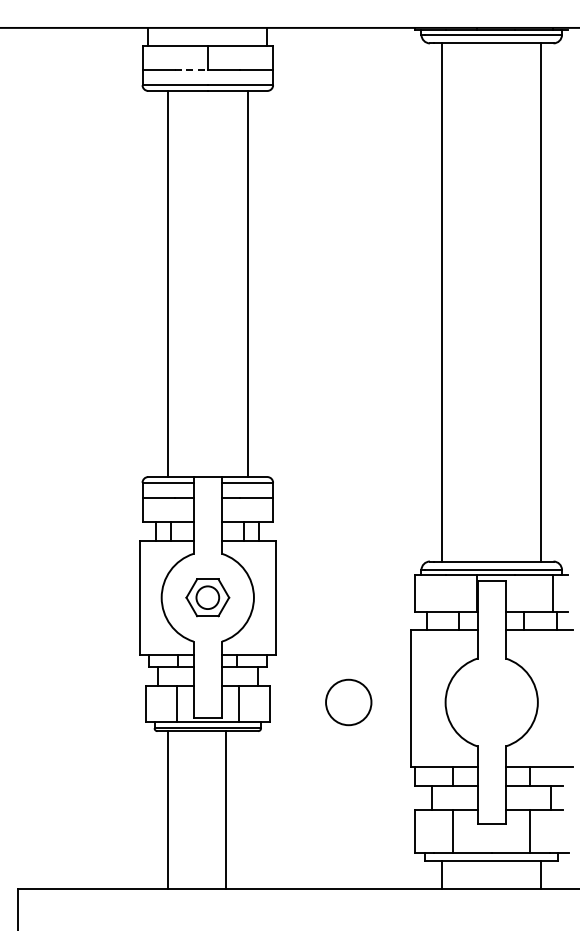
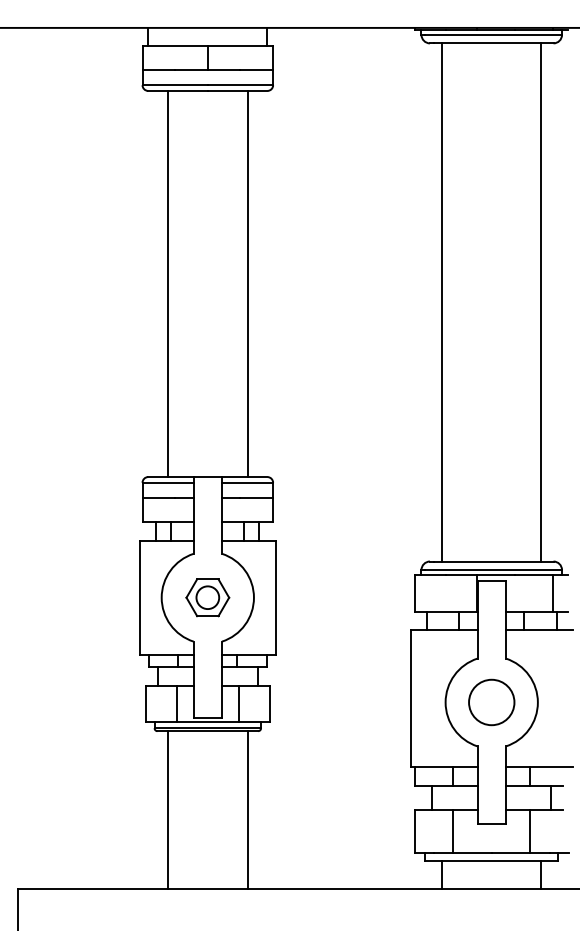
line: dashed -> solid (192, 69)
circle position: (348, 702) -> (491, 702) (491, 702)
line position: (225, 809) -> (247, 809) (247, 809)
